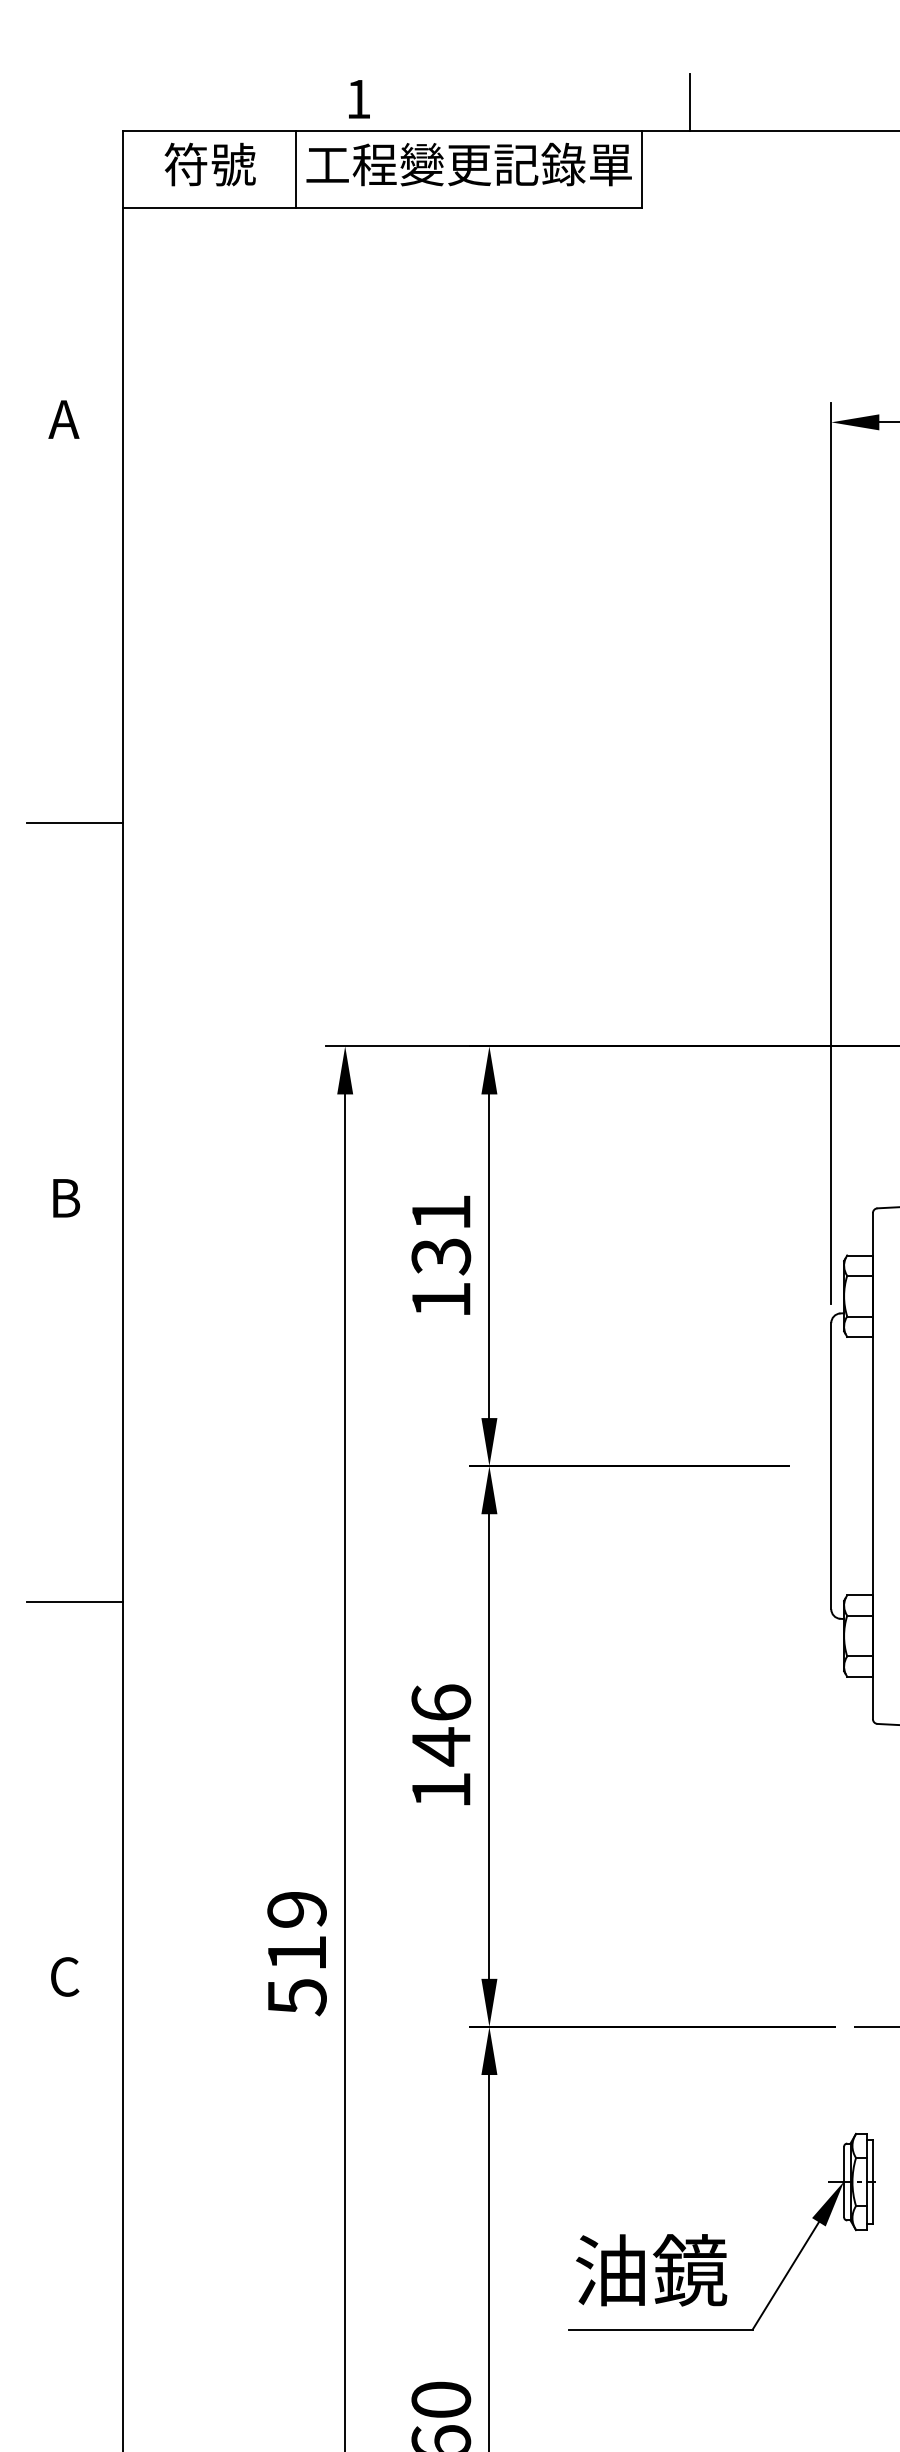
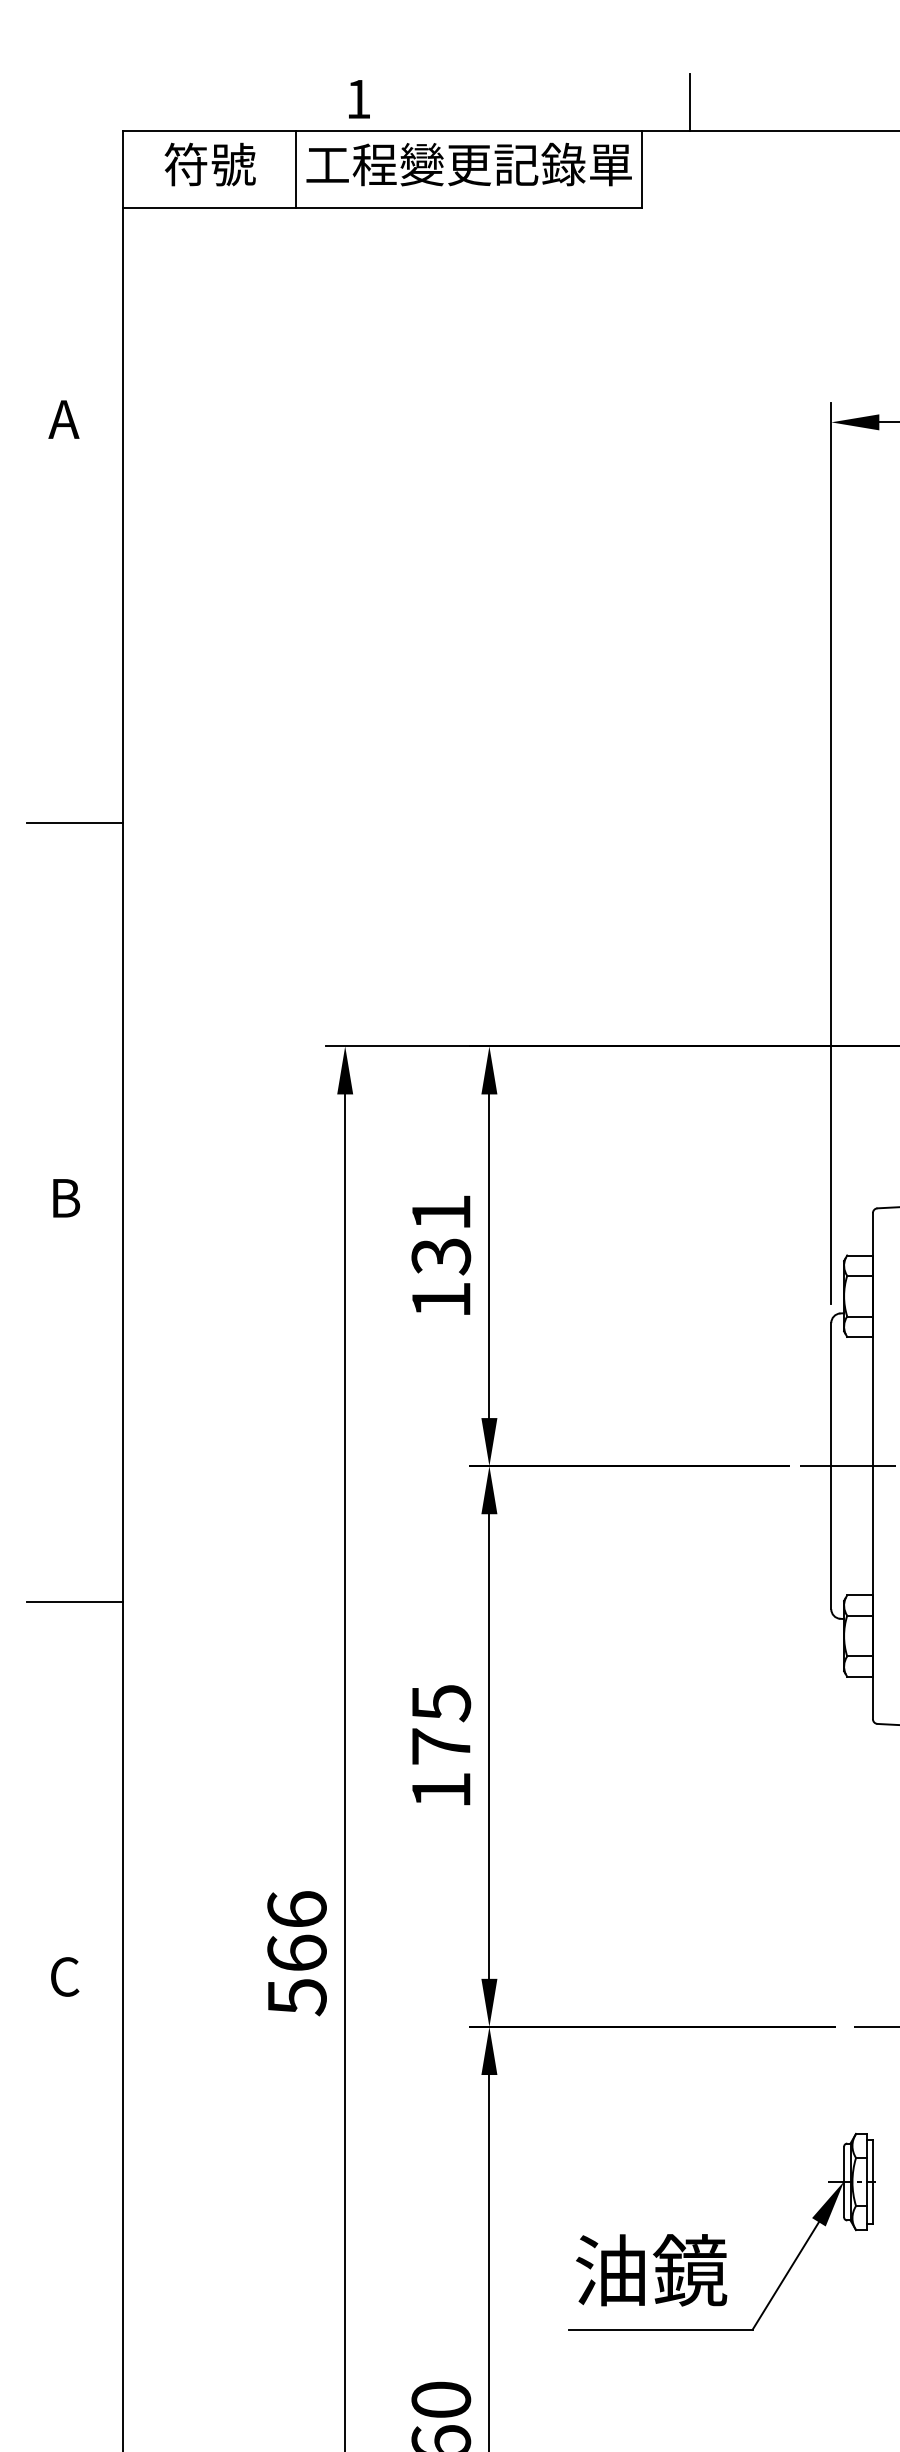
line: none -> present (847, 1466)
text: 146 -> 175 (441, 1725)
text: 519 -> 566 (296, 1930)
